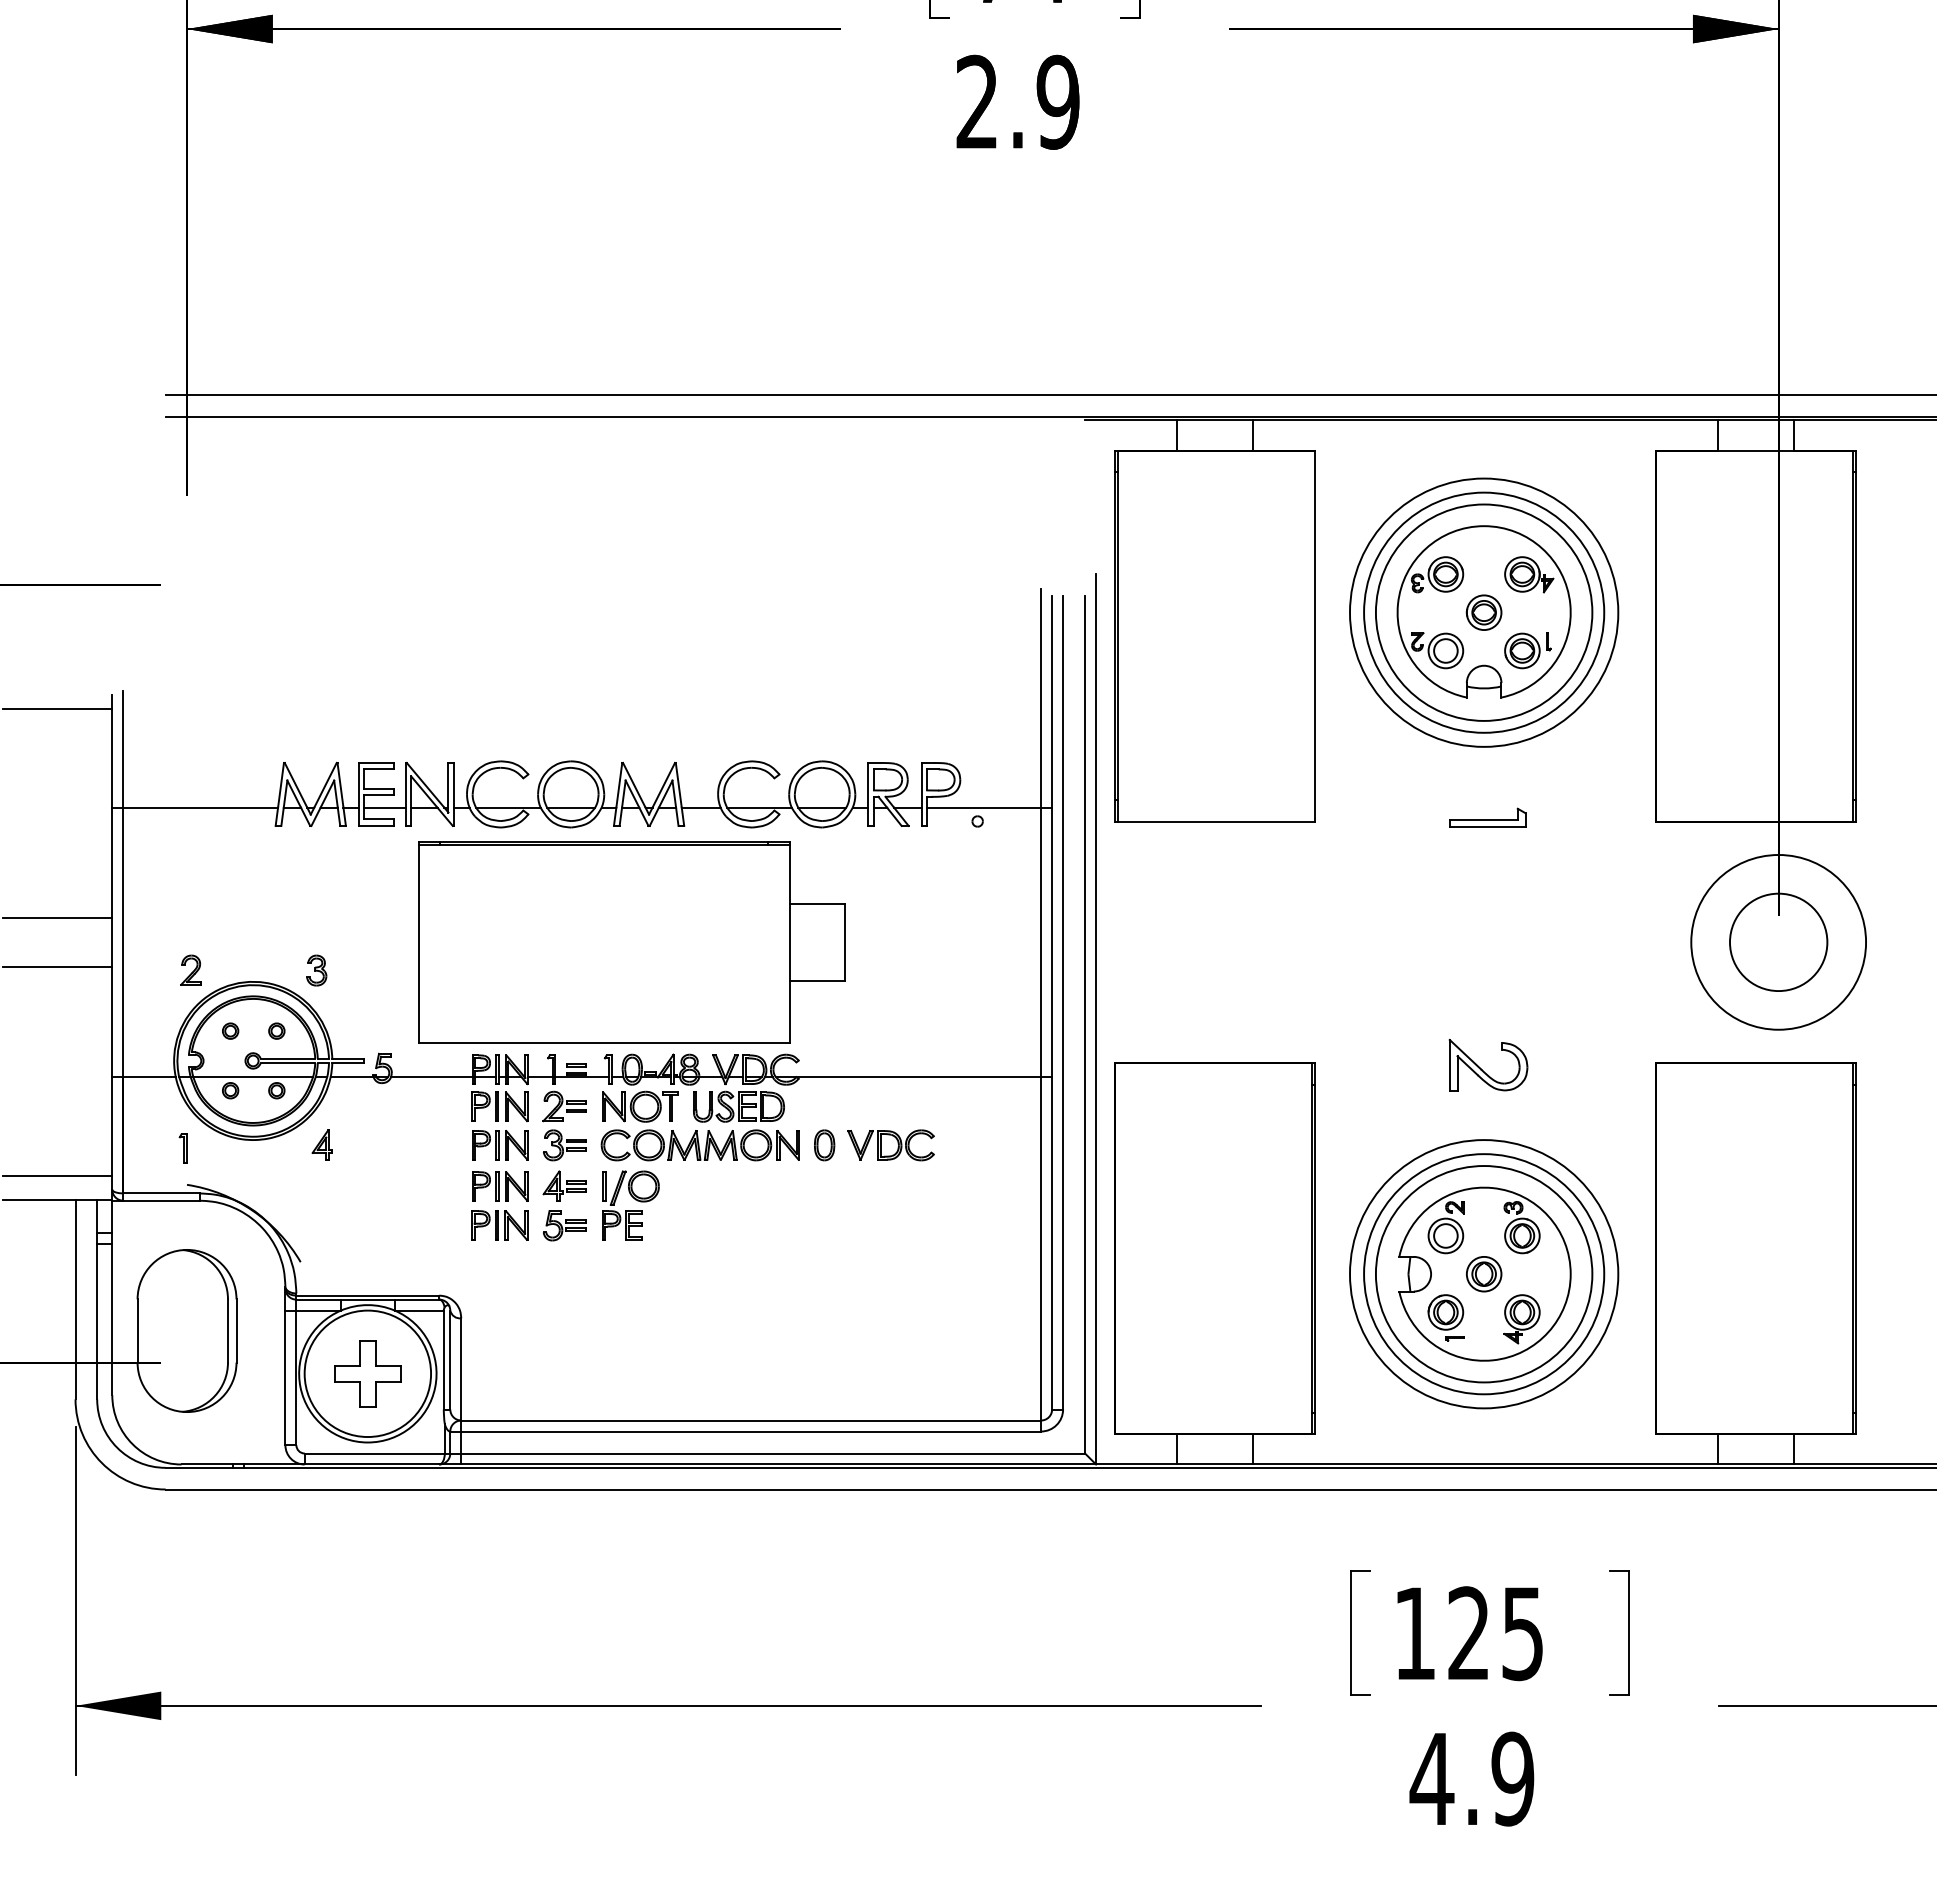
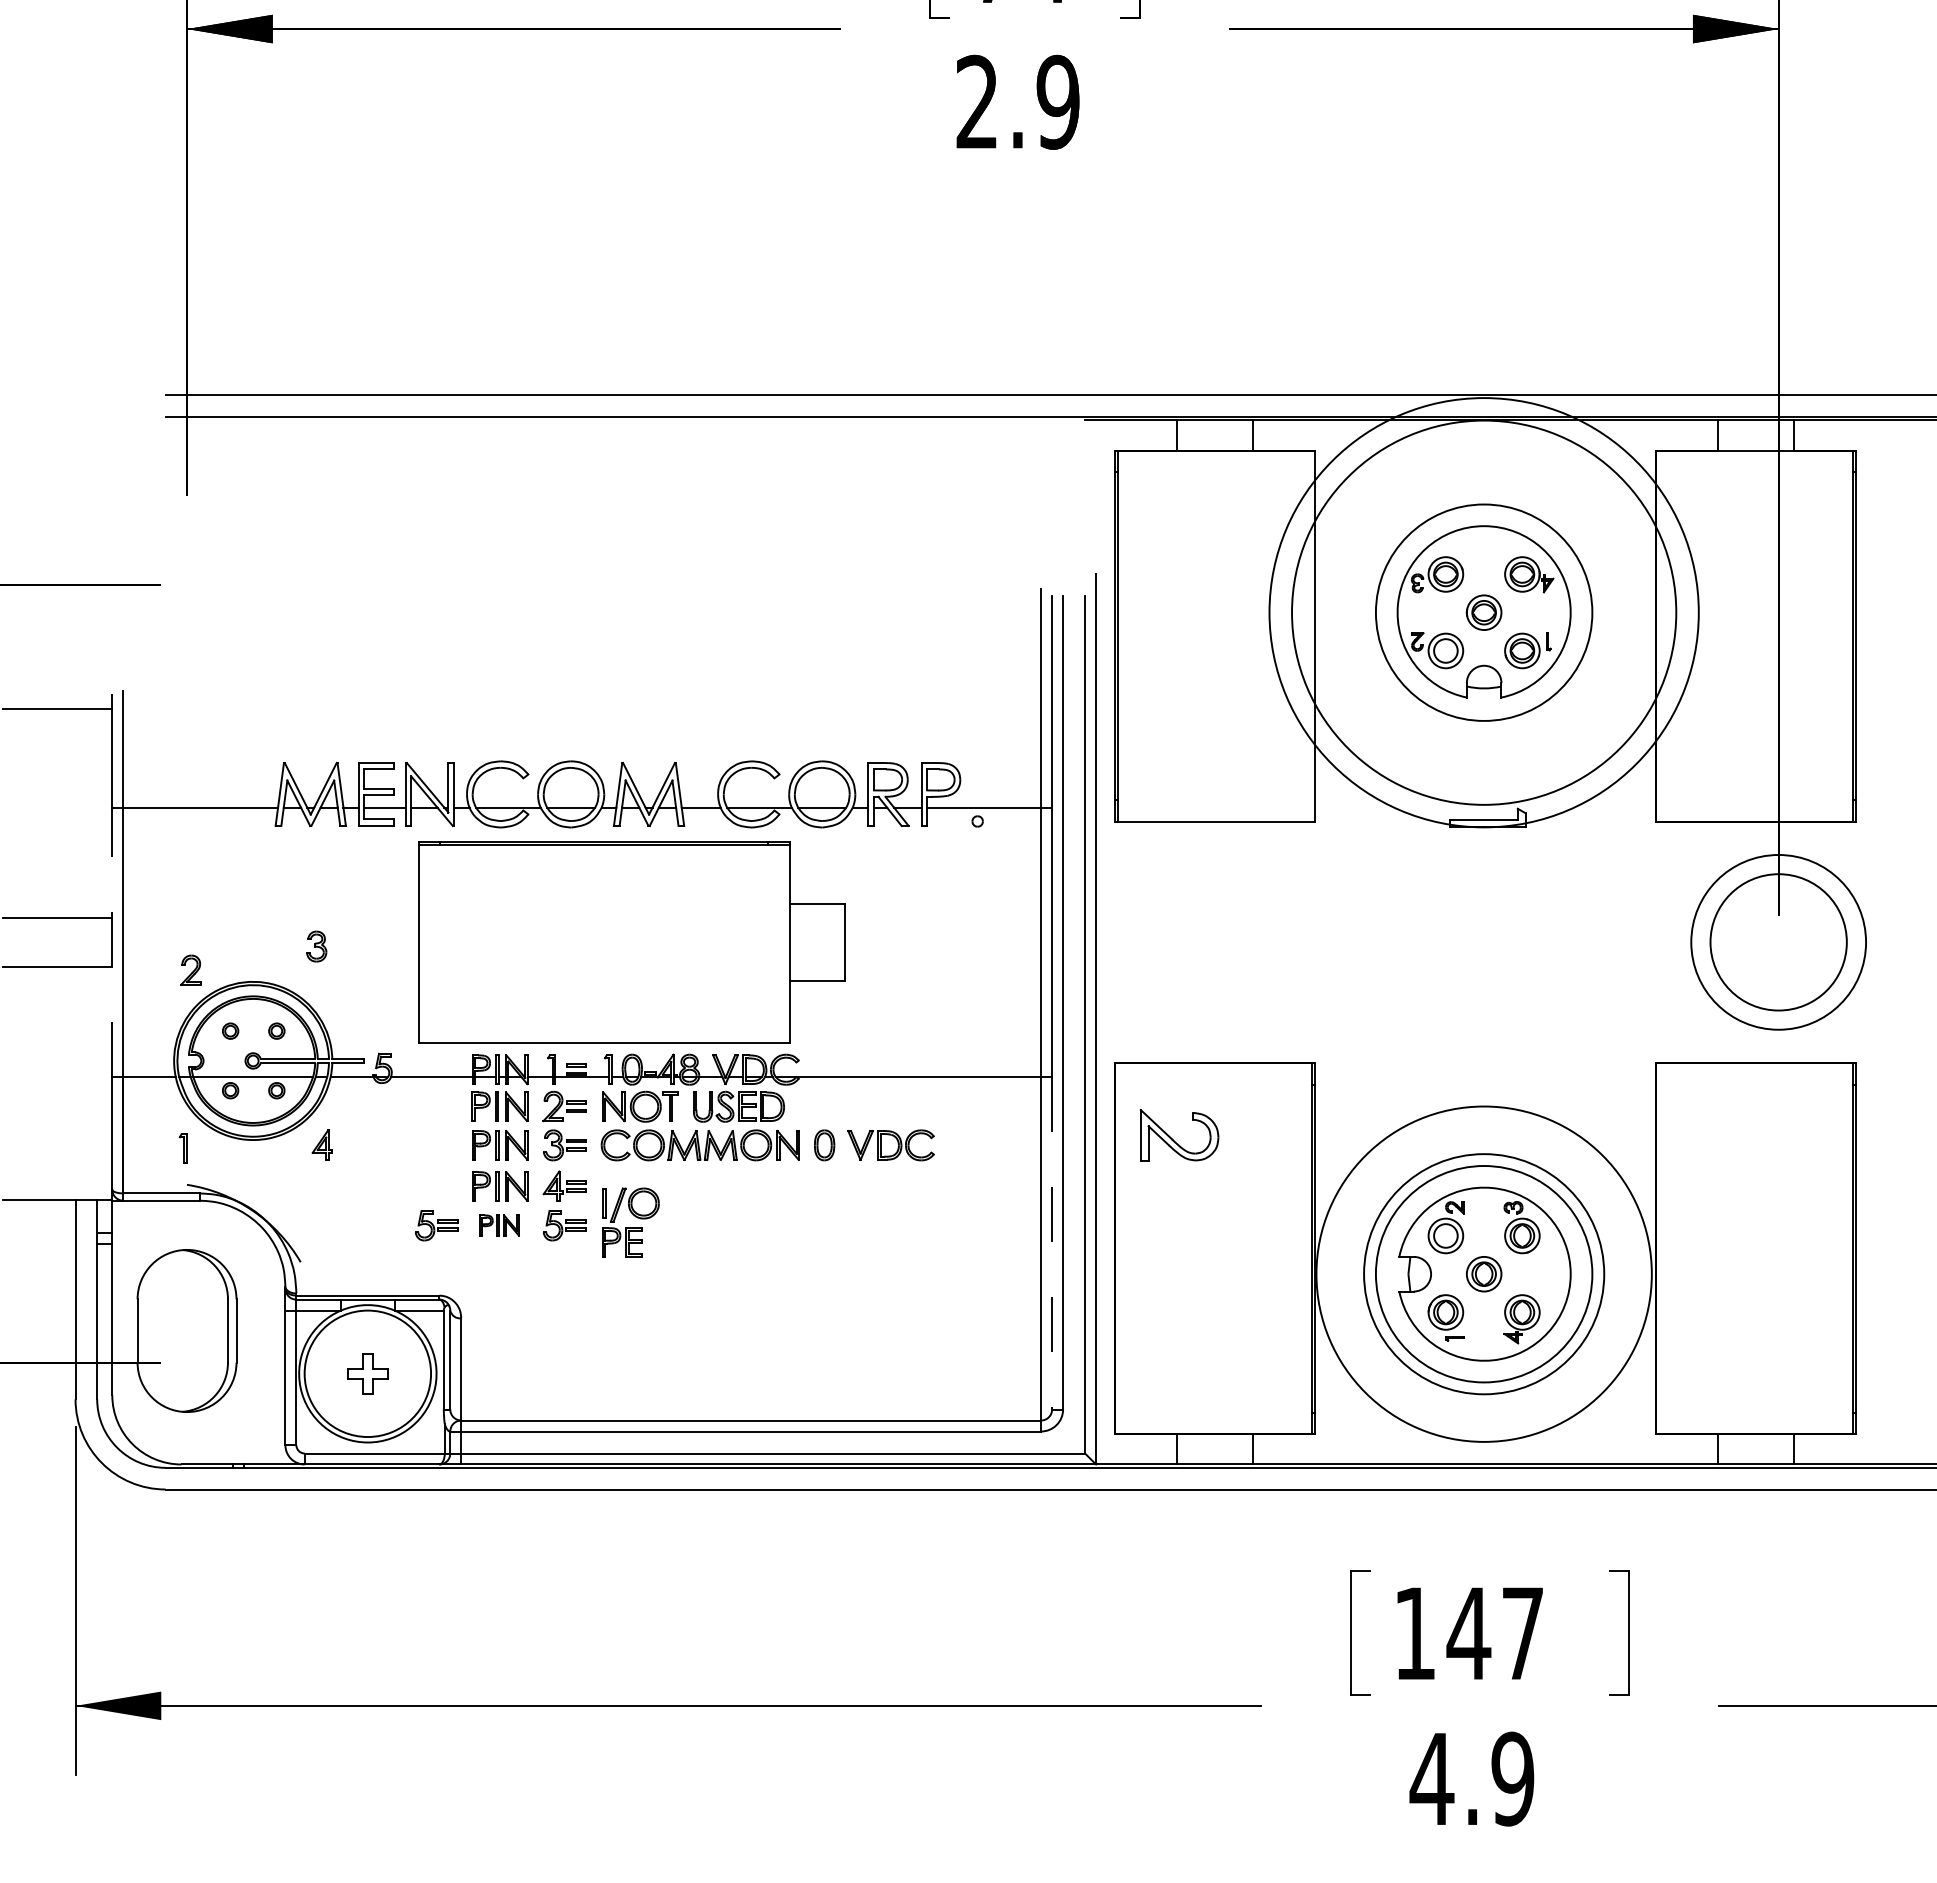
circle diameter: 240 px -> 384 px (1484, 612)
circle diameter: 268 px -> 429 px (1483, 612)
line: solid -> dashed (112, 942)
circle diameter: 97 px -> 136 px (1778, 942)
part position: (316, 970) -> (316, 946) (316, 946)
part position: (1482, 1069) -> (1173, 1139) (1173, 1139)
line: present -> none (57, 1175)
part position: (630, 1205) -> (630, 1222) (630, 1222)
part: none -> present (436, 1225)
part size: 58x31 px -> 41x23 px (499, 1225)
line: solid -> dashed (1052, 1243)
circle diameter: 268 px -> 335 px (1483, 1273)
part size: 68x68 px -> 42x42 px (367, 1373)
text: 125 -> 147 (1494, 1633)
